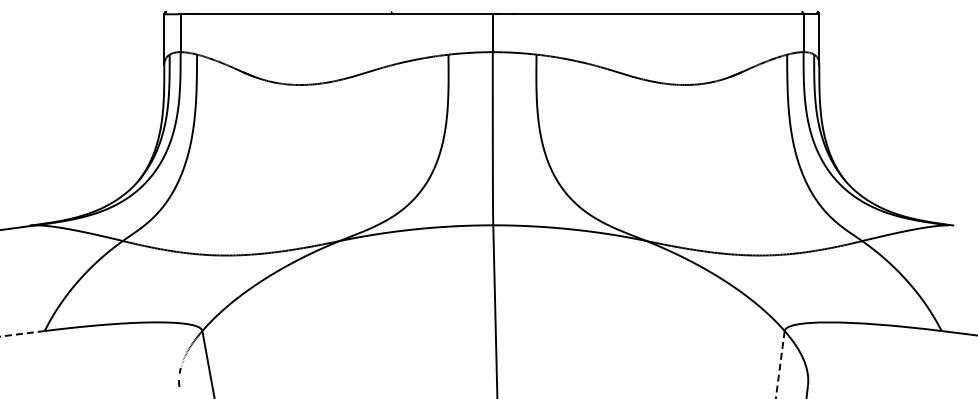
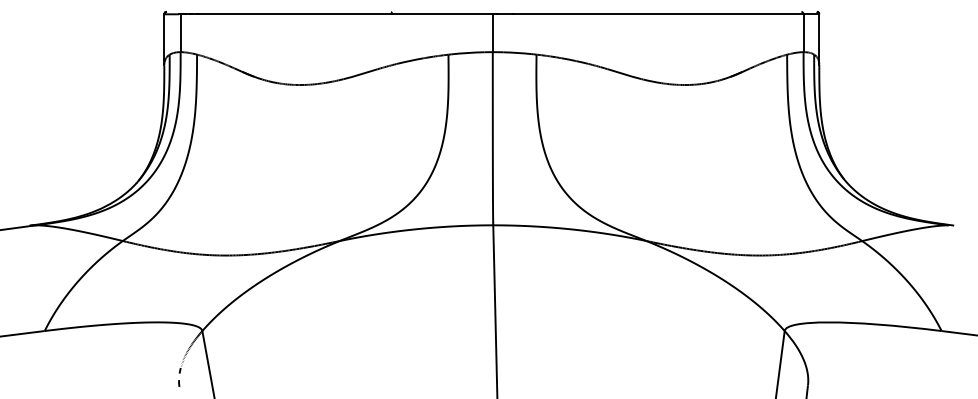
arc: dashed -> solid (21, 333)
arc: dashed -> solid (780, 365)
